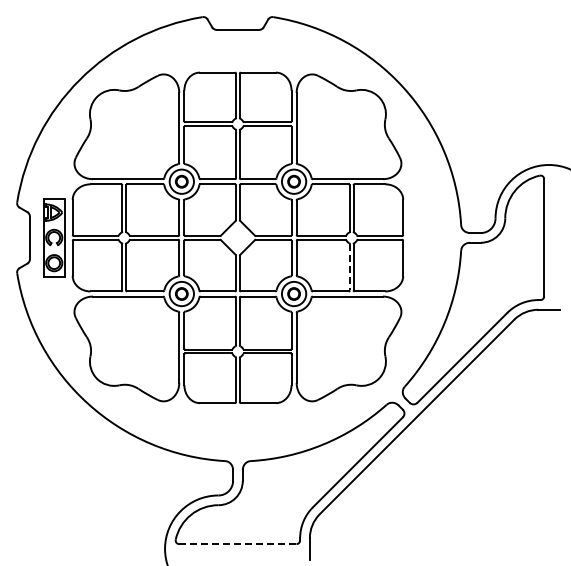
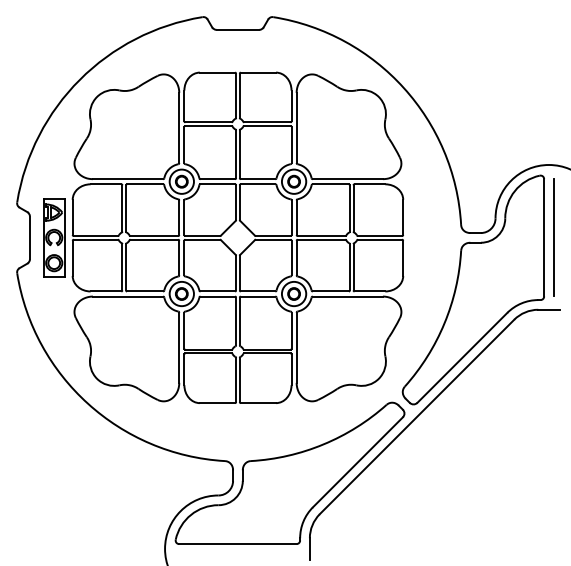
line: none -> present (553, 237)
line: dashed -> solid (349, 267)
line: dashed -> solid (237, 544)
